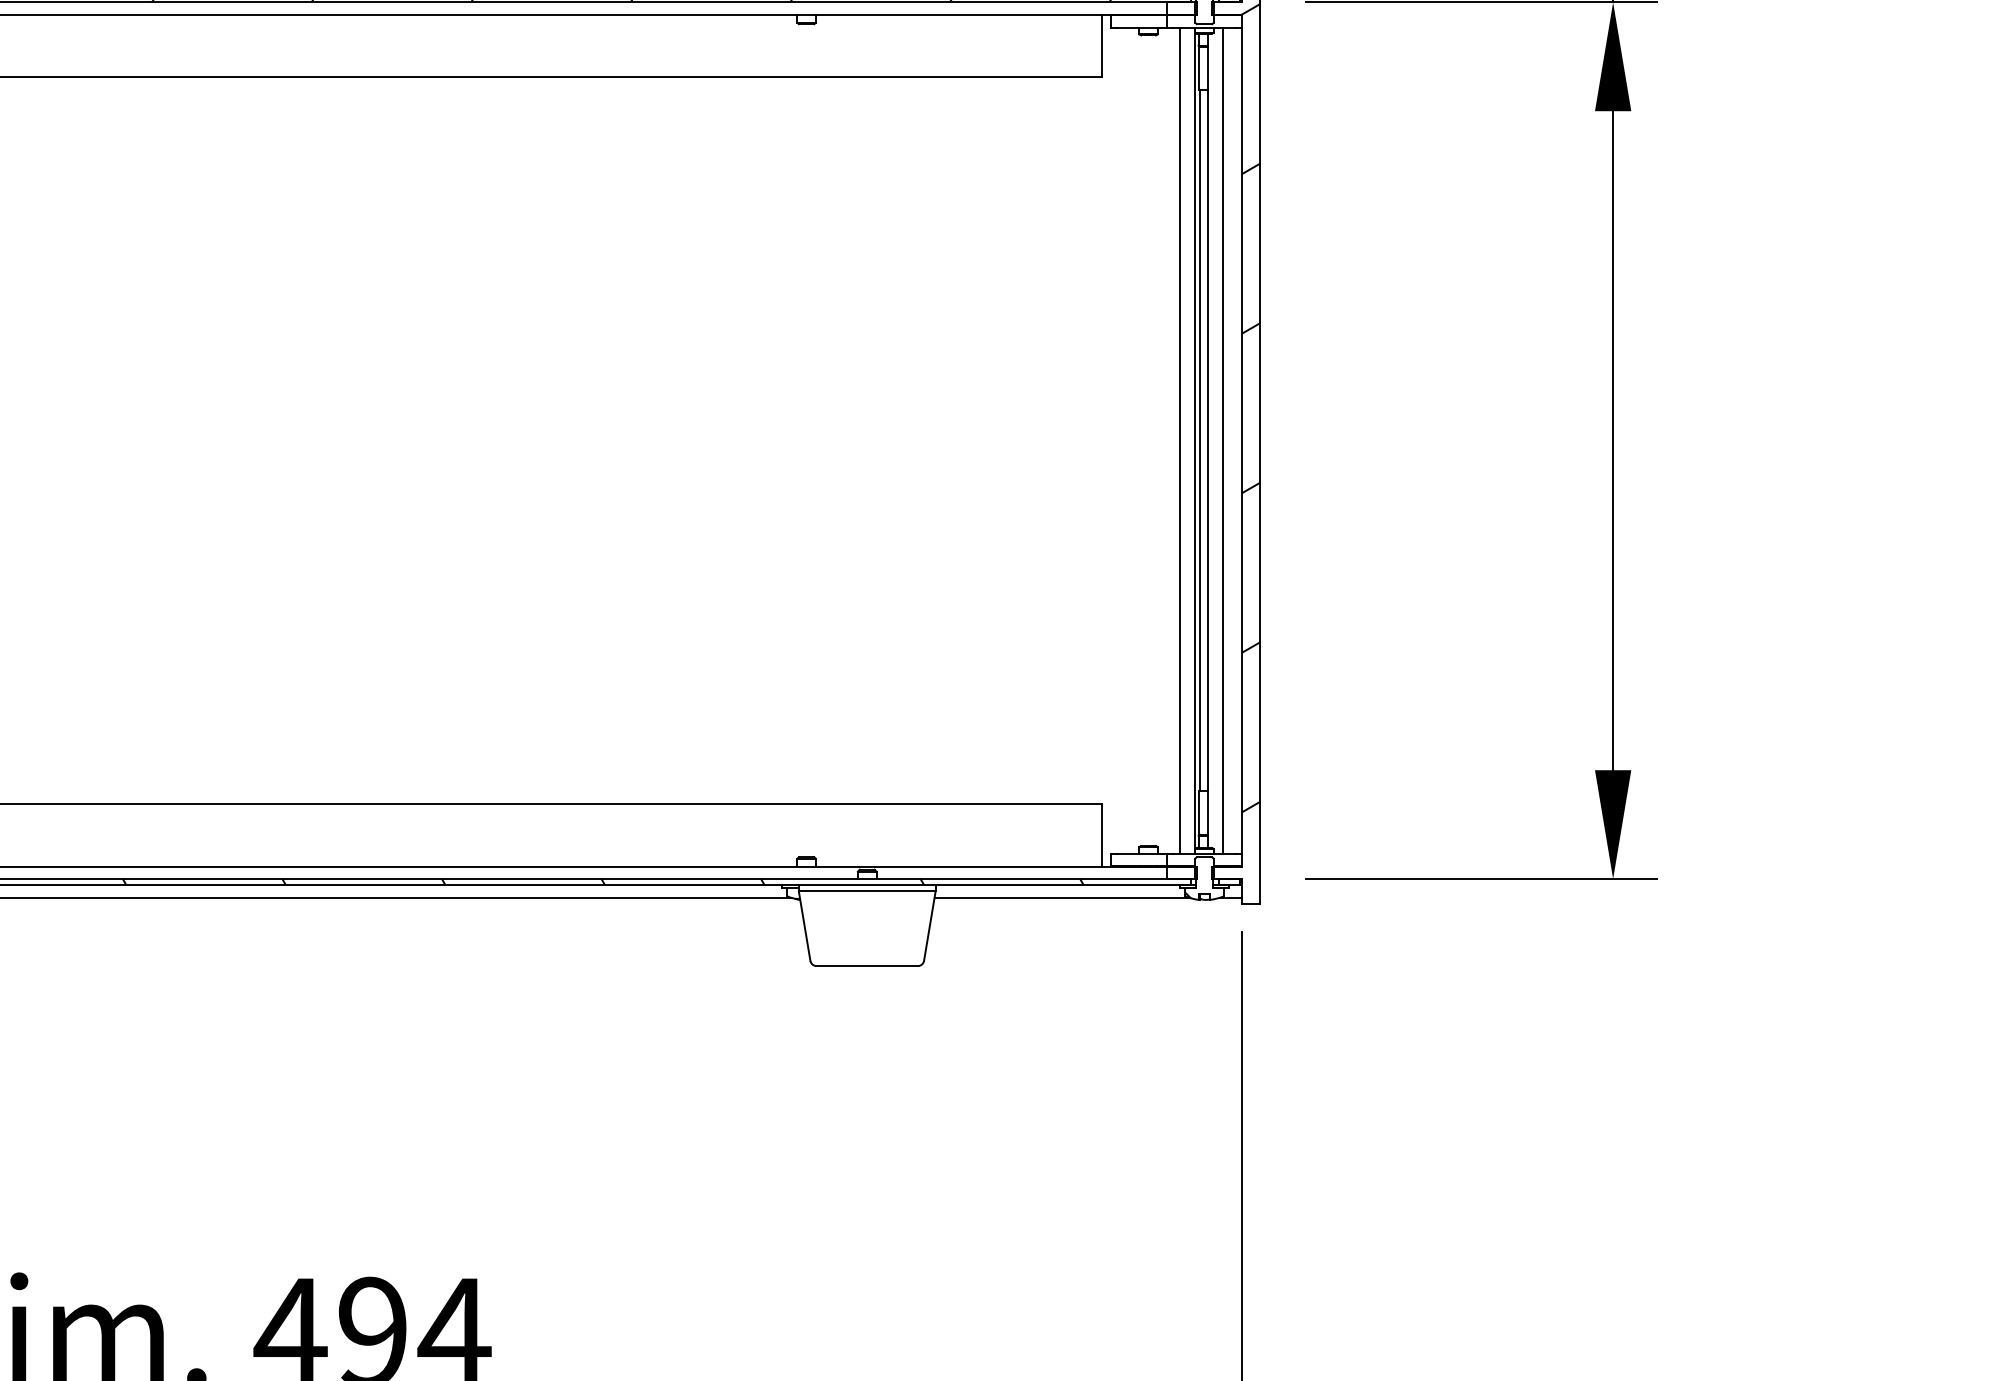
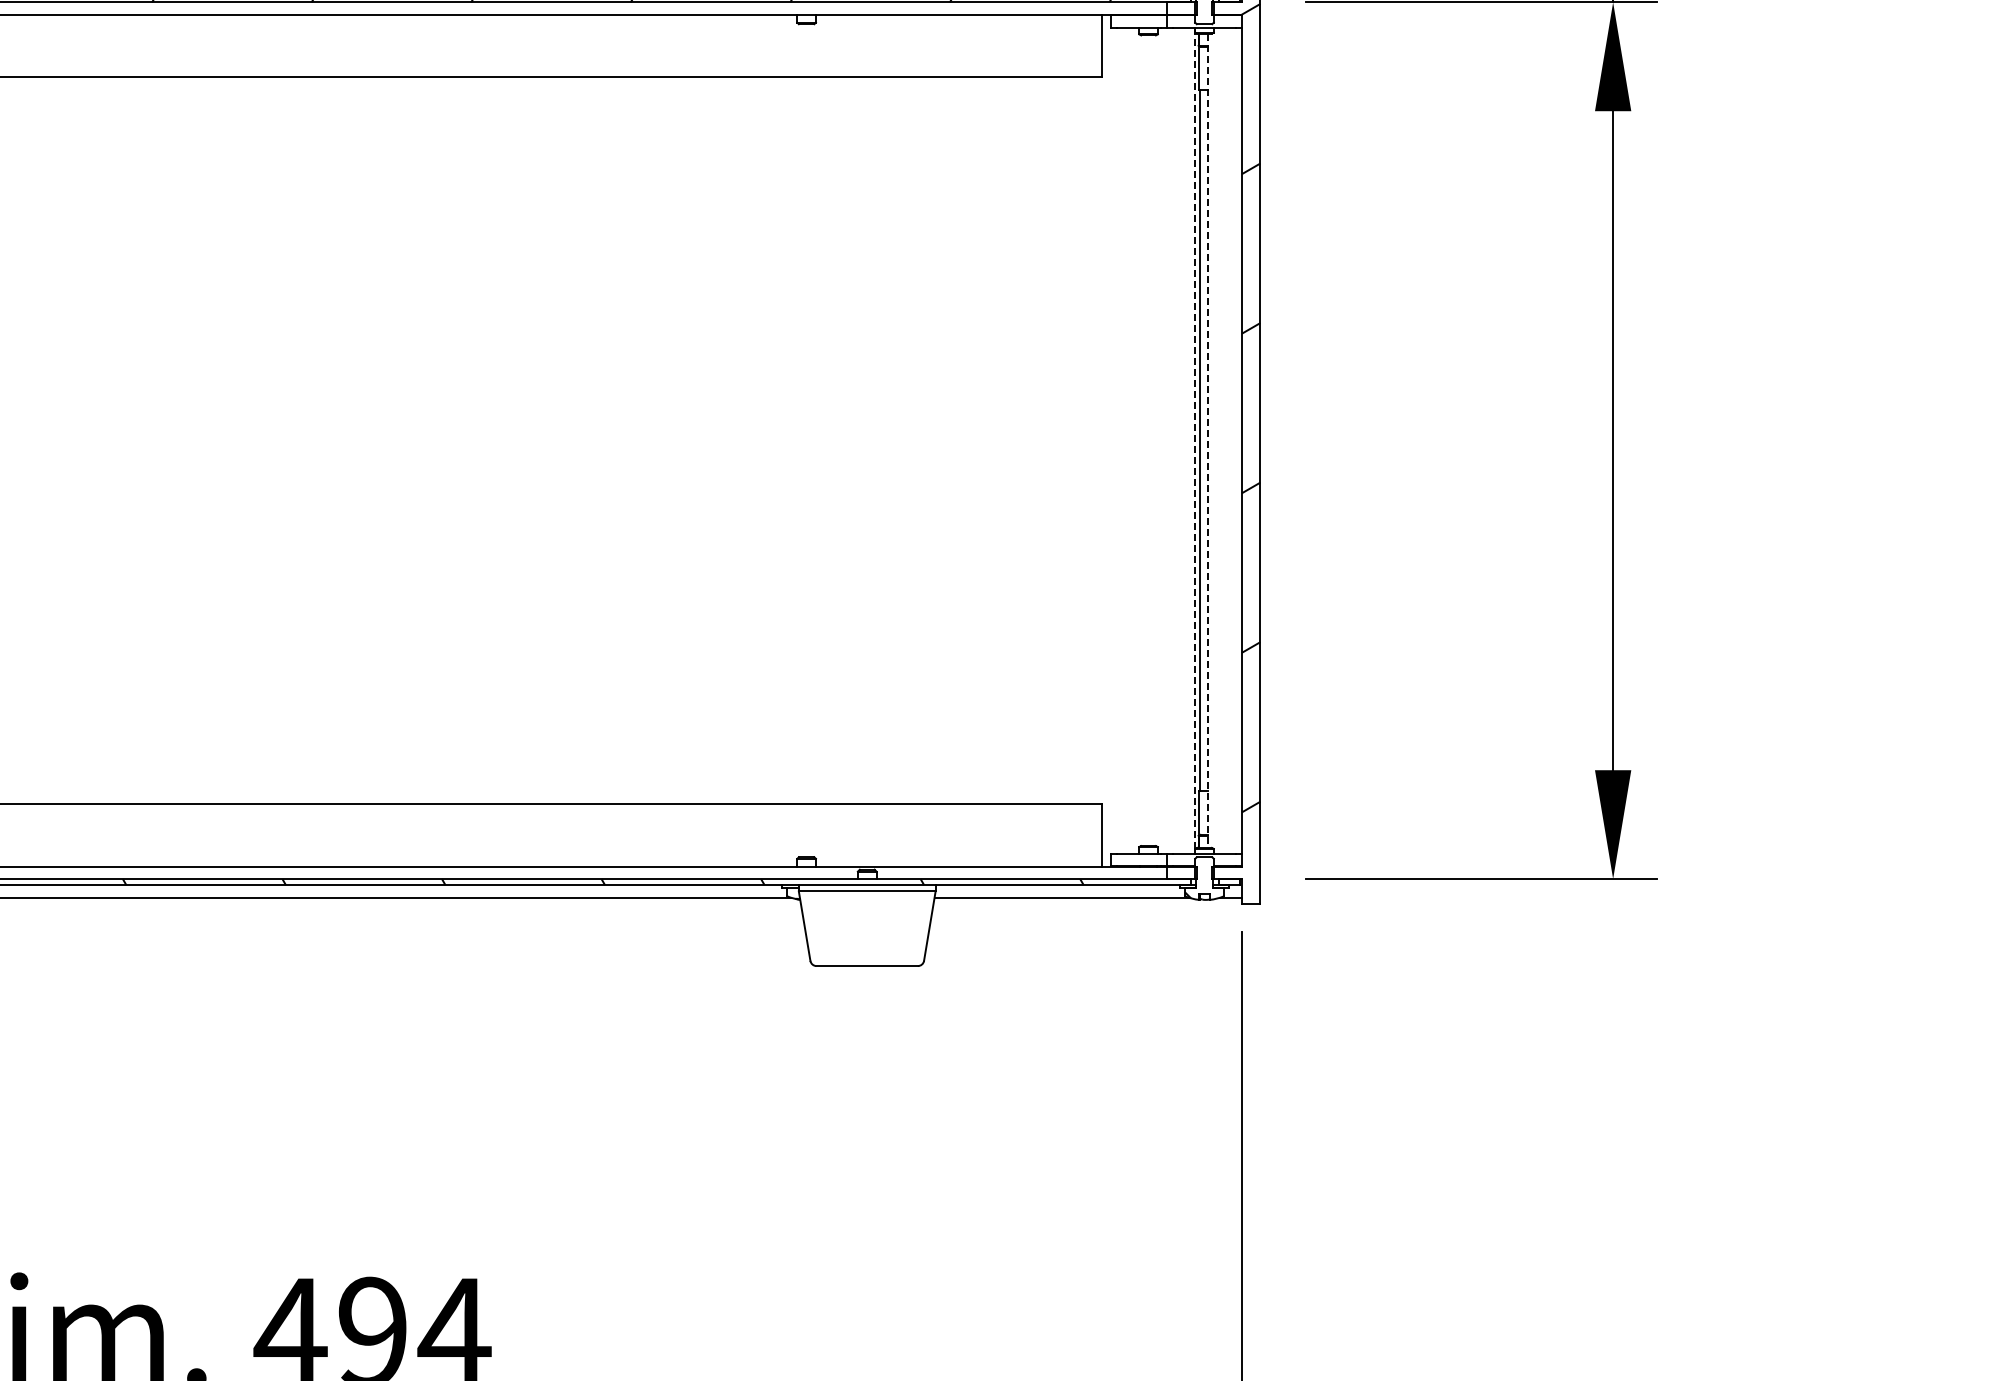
line: present -> none (1179, 440)
line: solid -> dashed (1194, 440)
line: present -> none (1223, 440)
line: solid -> dashed (1207, 441)
